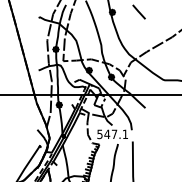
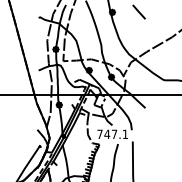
text: 547.1 -> 747.1 (99, 134)
